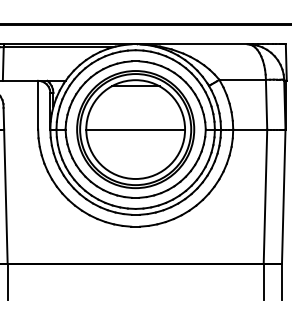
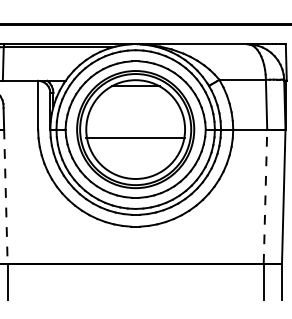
line position: (135, 129) -> (135, 137) (135, 137)
line: solid -> dashed (265, 196)
line: solid -> dashed (5, 197)
